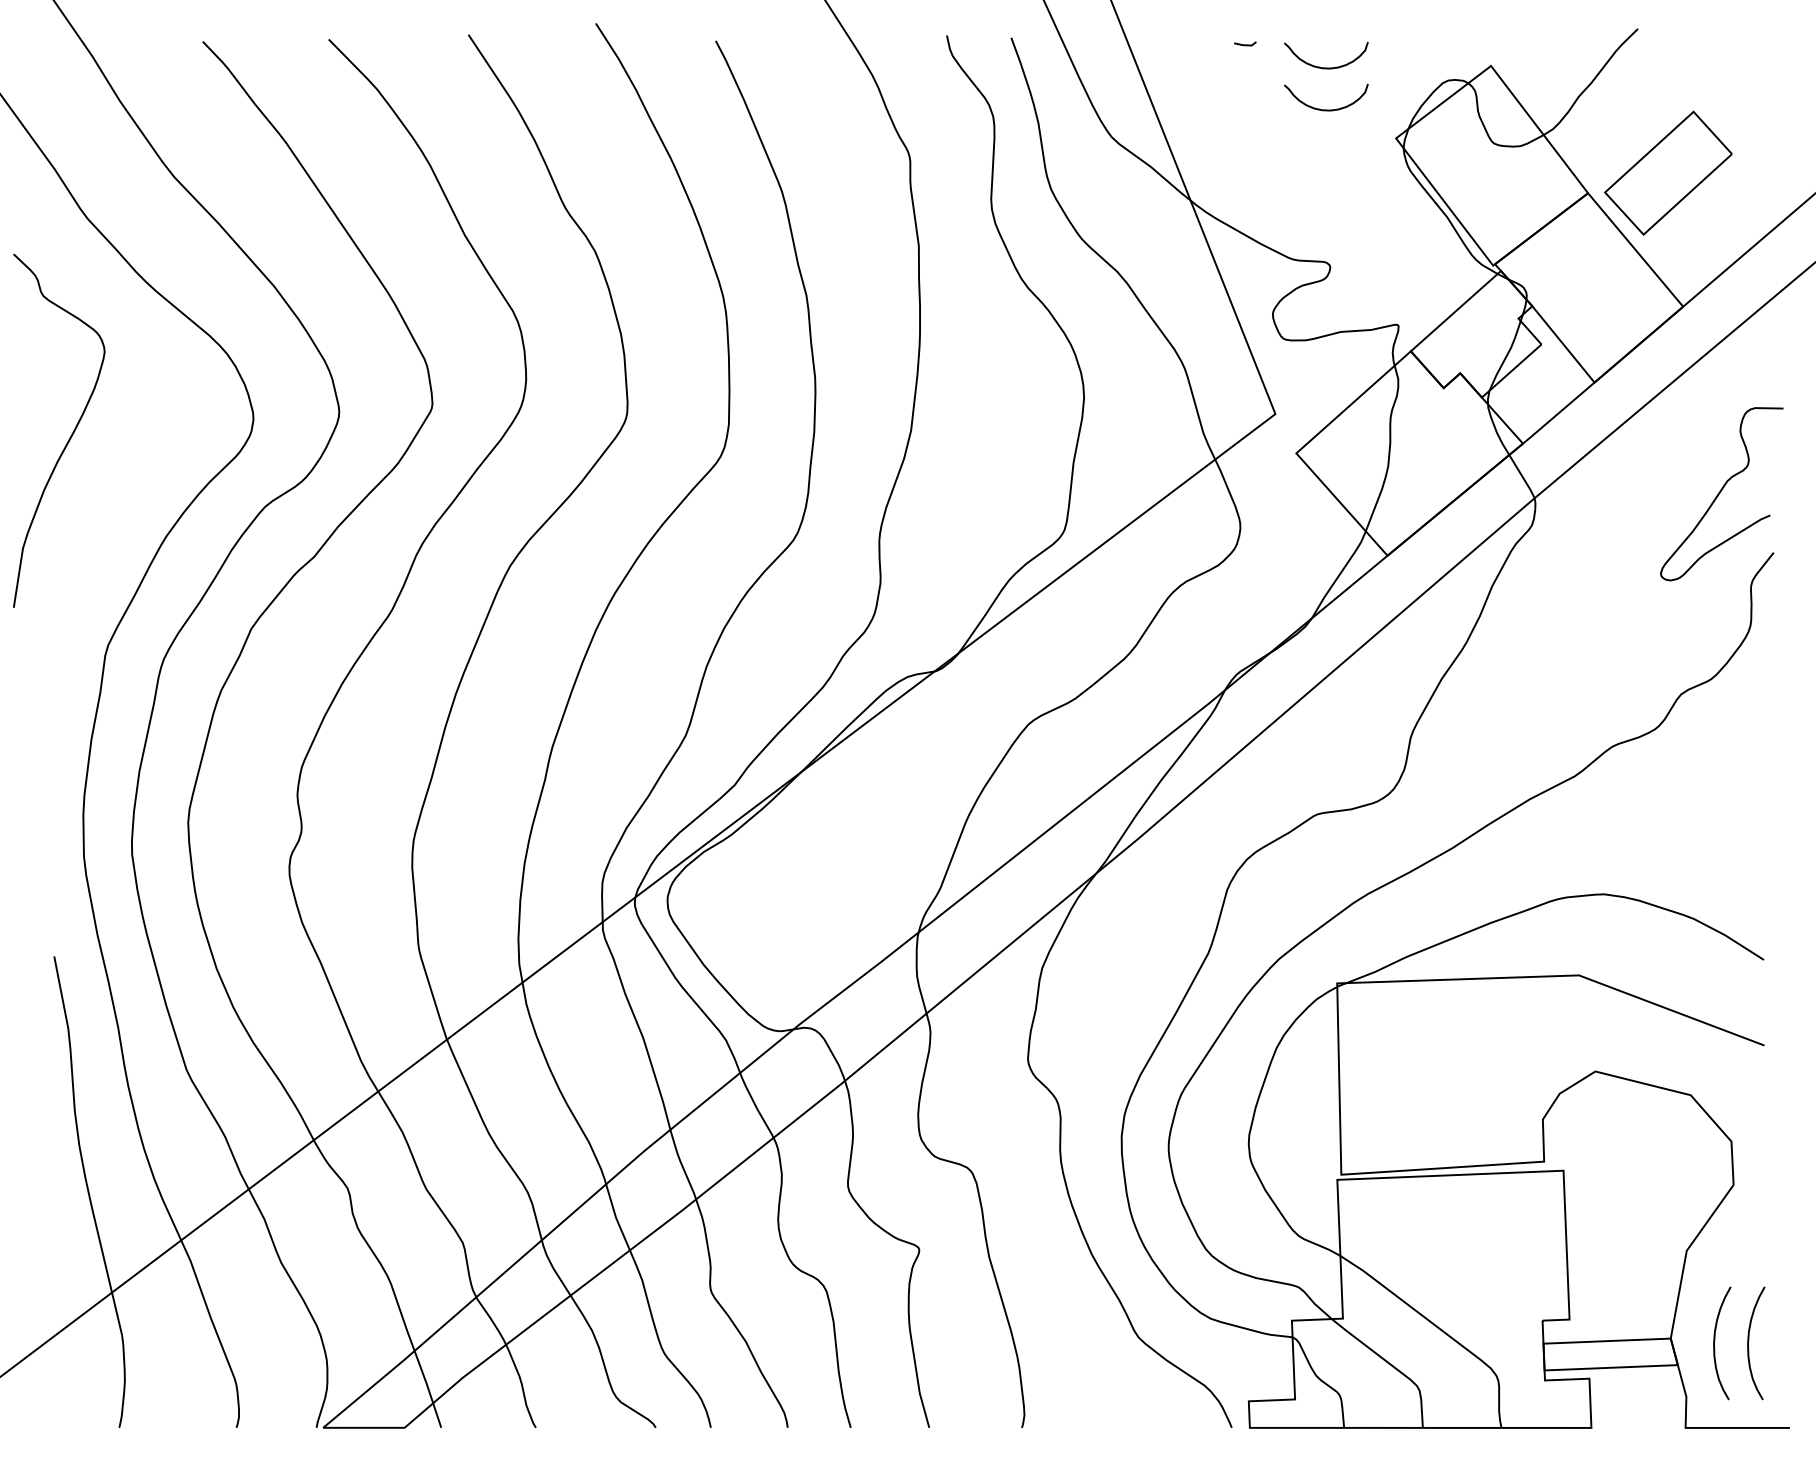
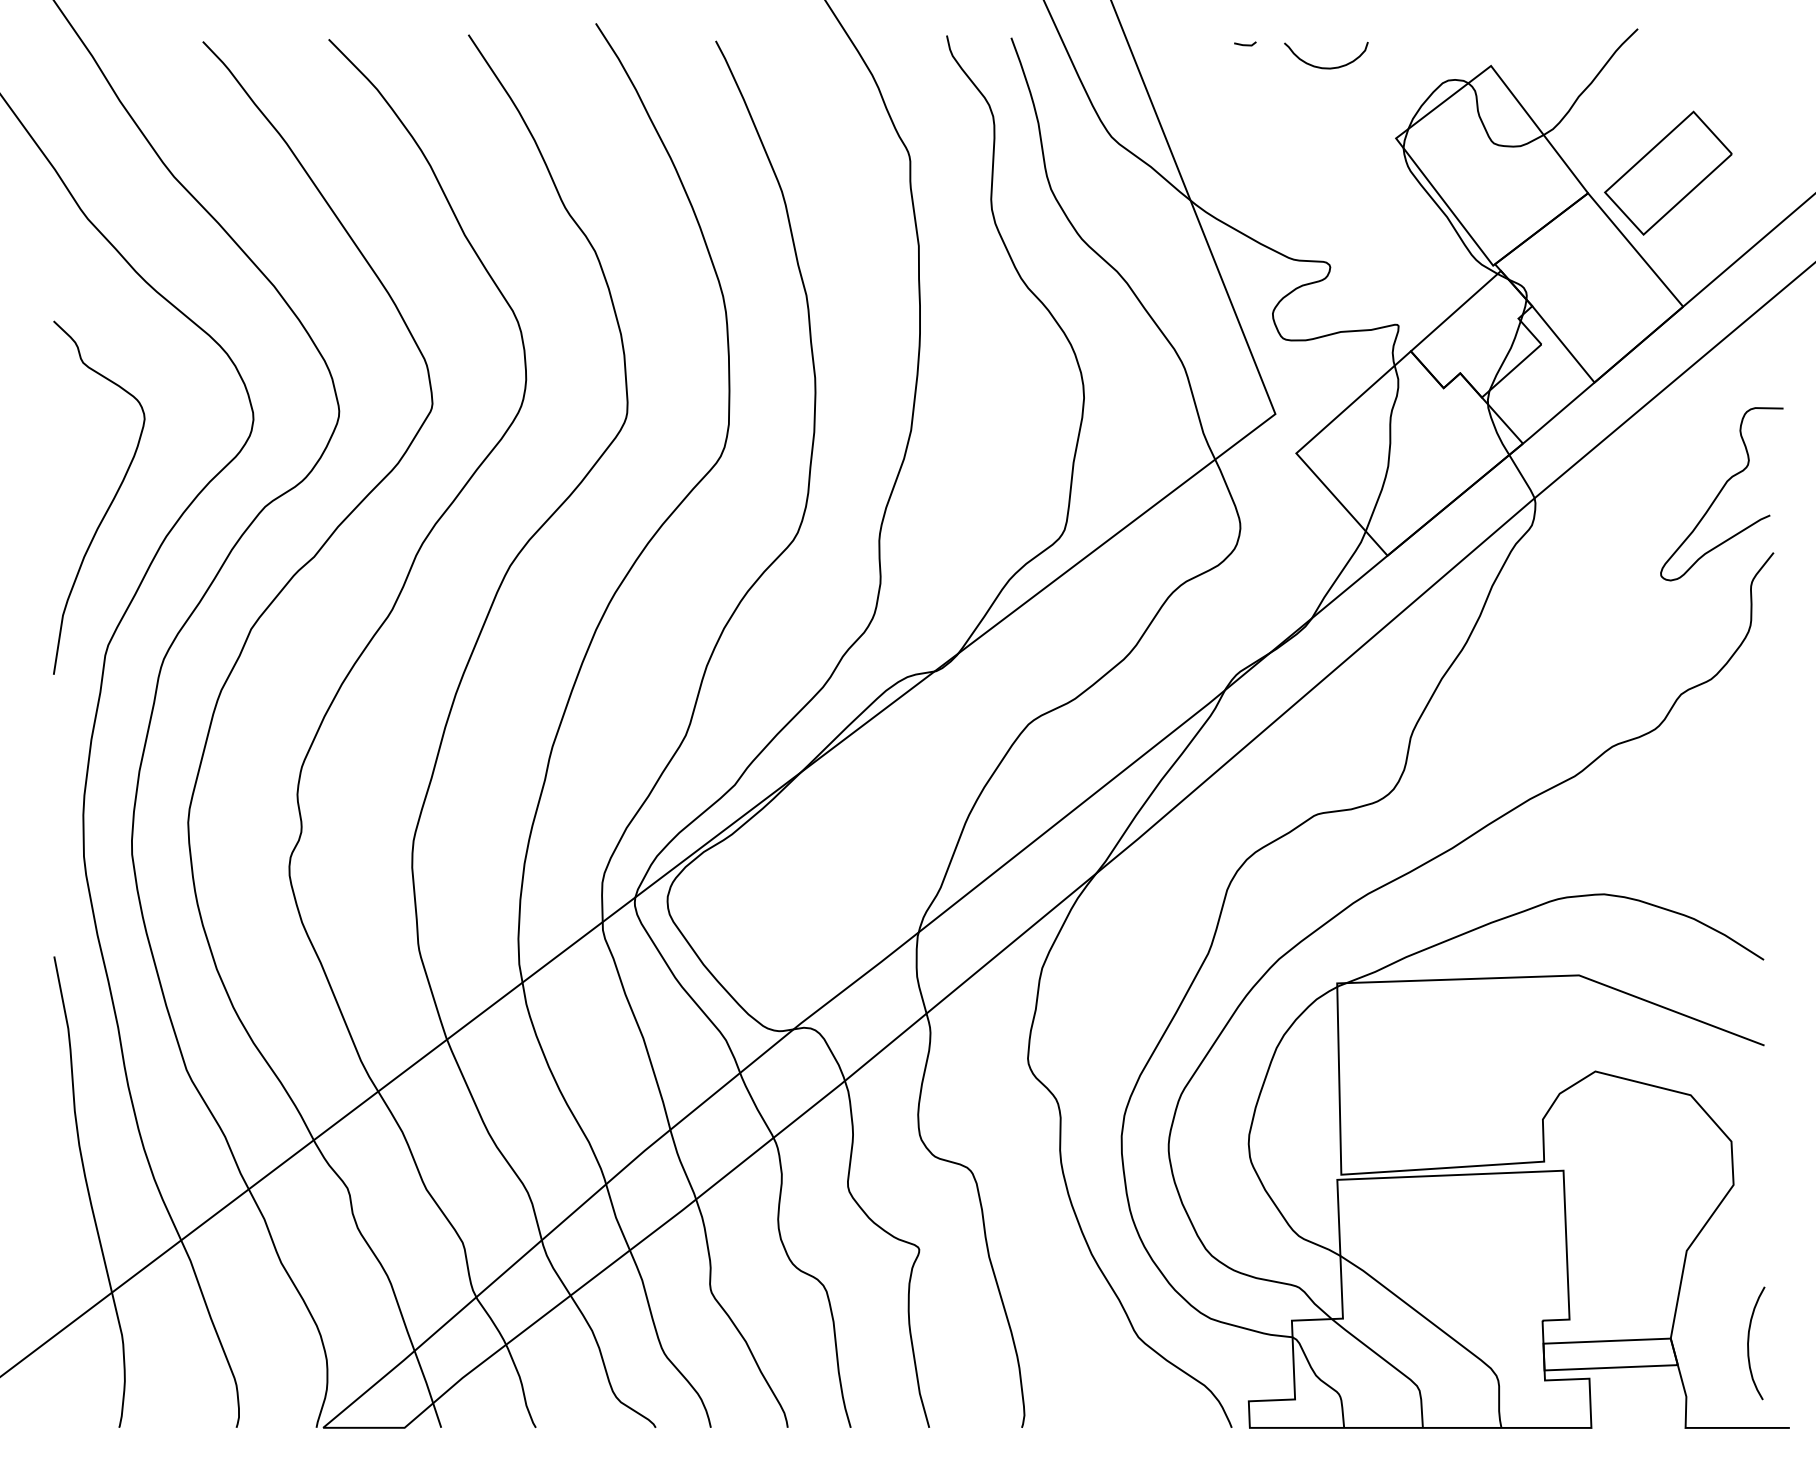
curve: present -> none (1326, 109)
curve position: (70, 435) -> (110, 502) (110, 502)
curve: present -> none (1715, 1341)
